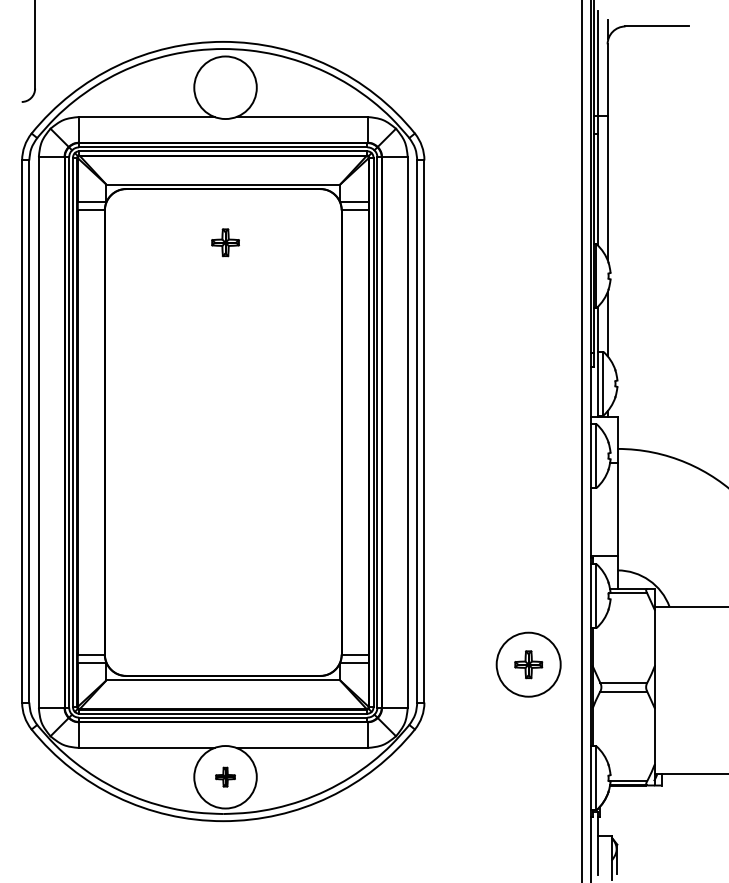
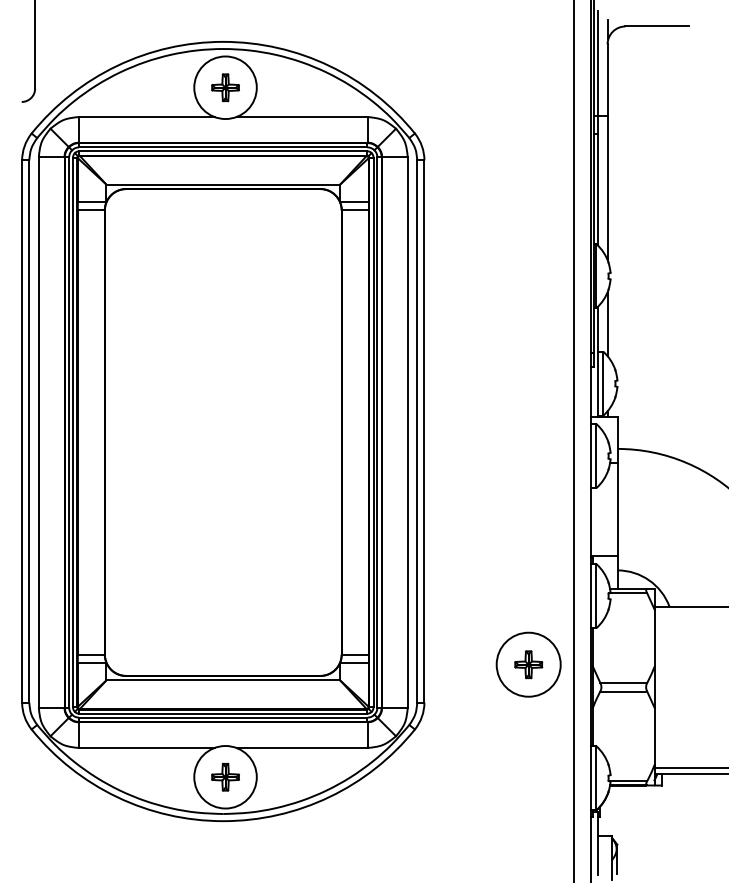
part position: (225, 242) -> (225, 87) (225, 87)
line position: (581, 440) -> (573, 440) (573, 440)
line: none -> present (689, 767)
part size: 21x22 px -> 29x30 px (225, 776)
